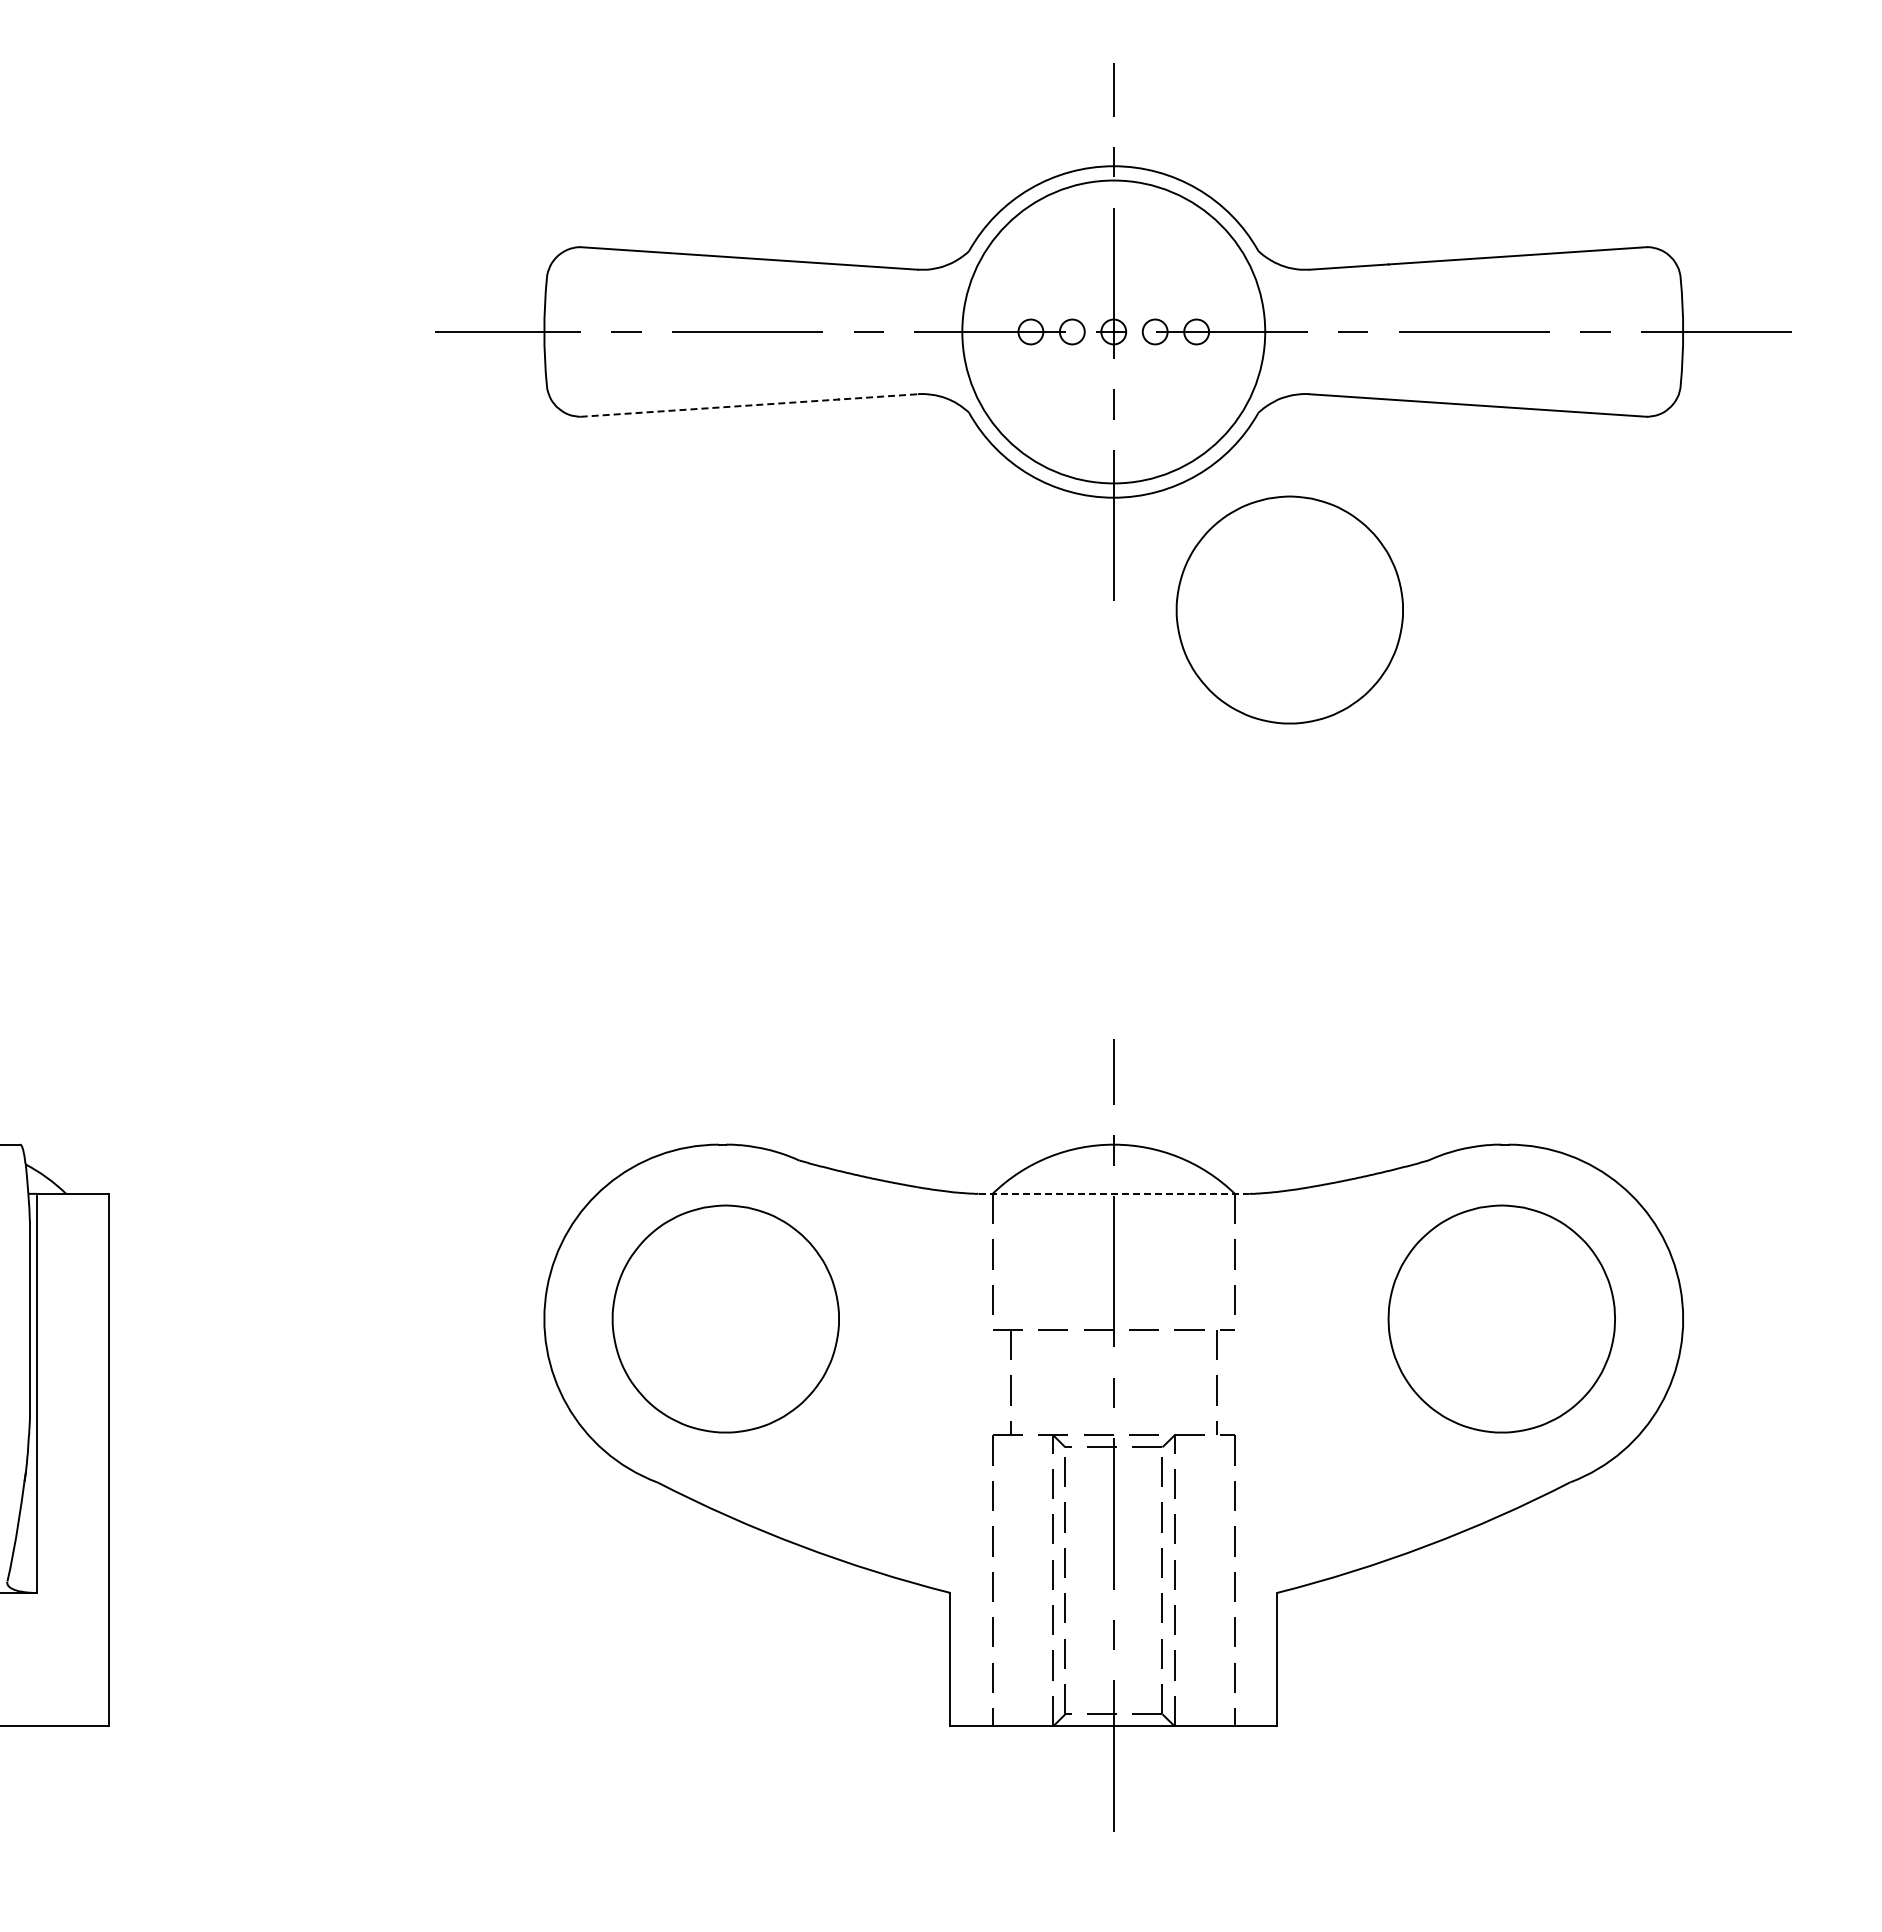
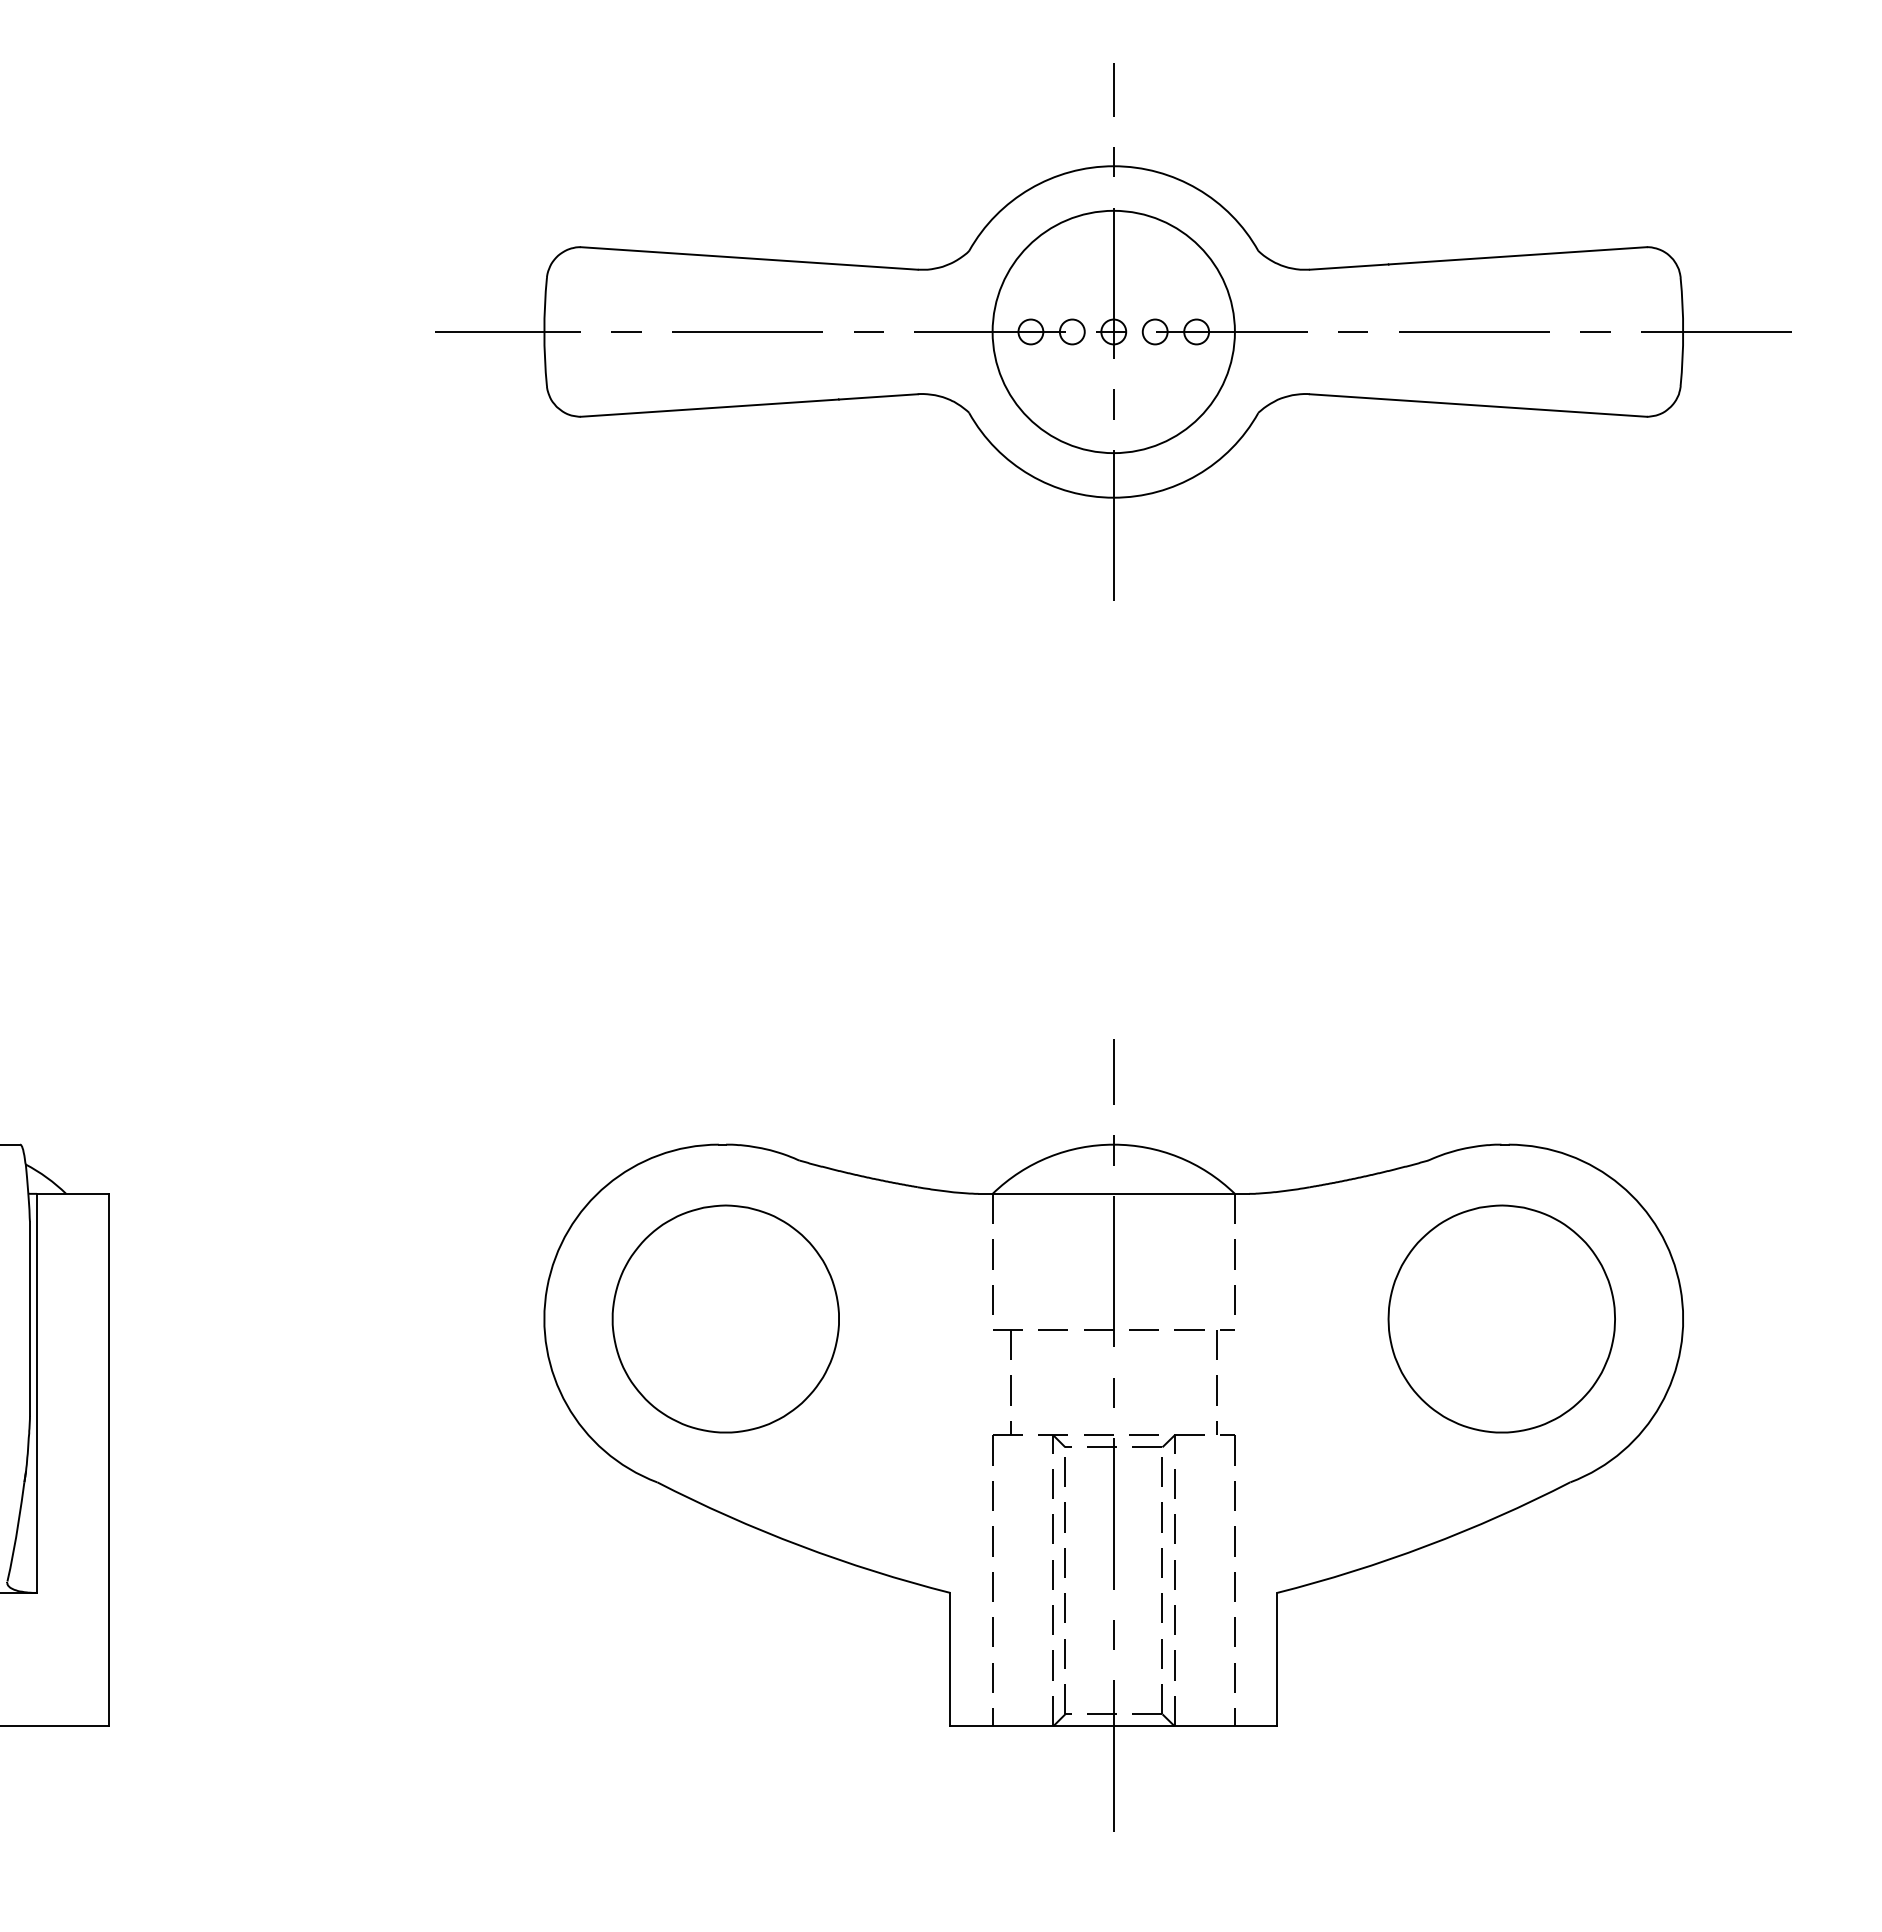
circle diameter: 303 px -> 242 px (1113, 331)
line: dashed -> solid (749, 405)
part: present -> none (1289, 609)
line: dashed -> solid (1114, 1193)
